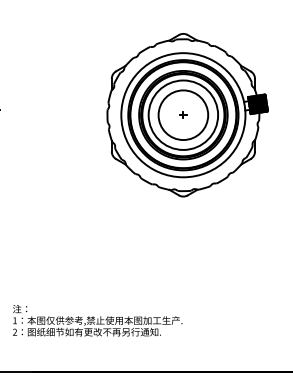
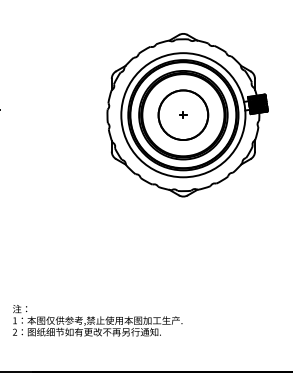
circle diameter: 69 px -> 50 px (183, 115)
